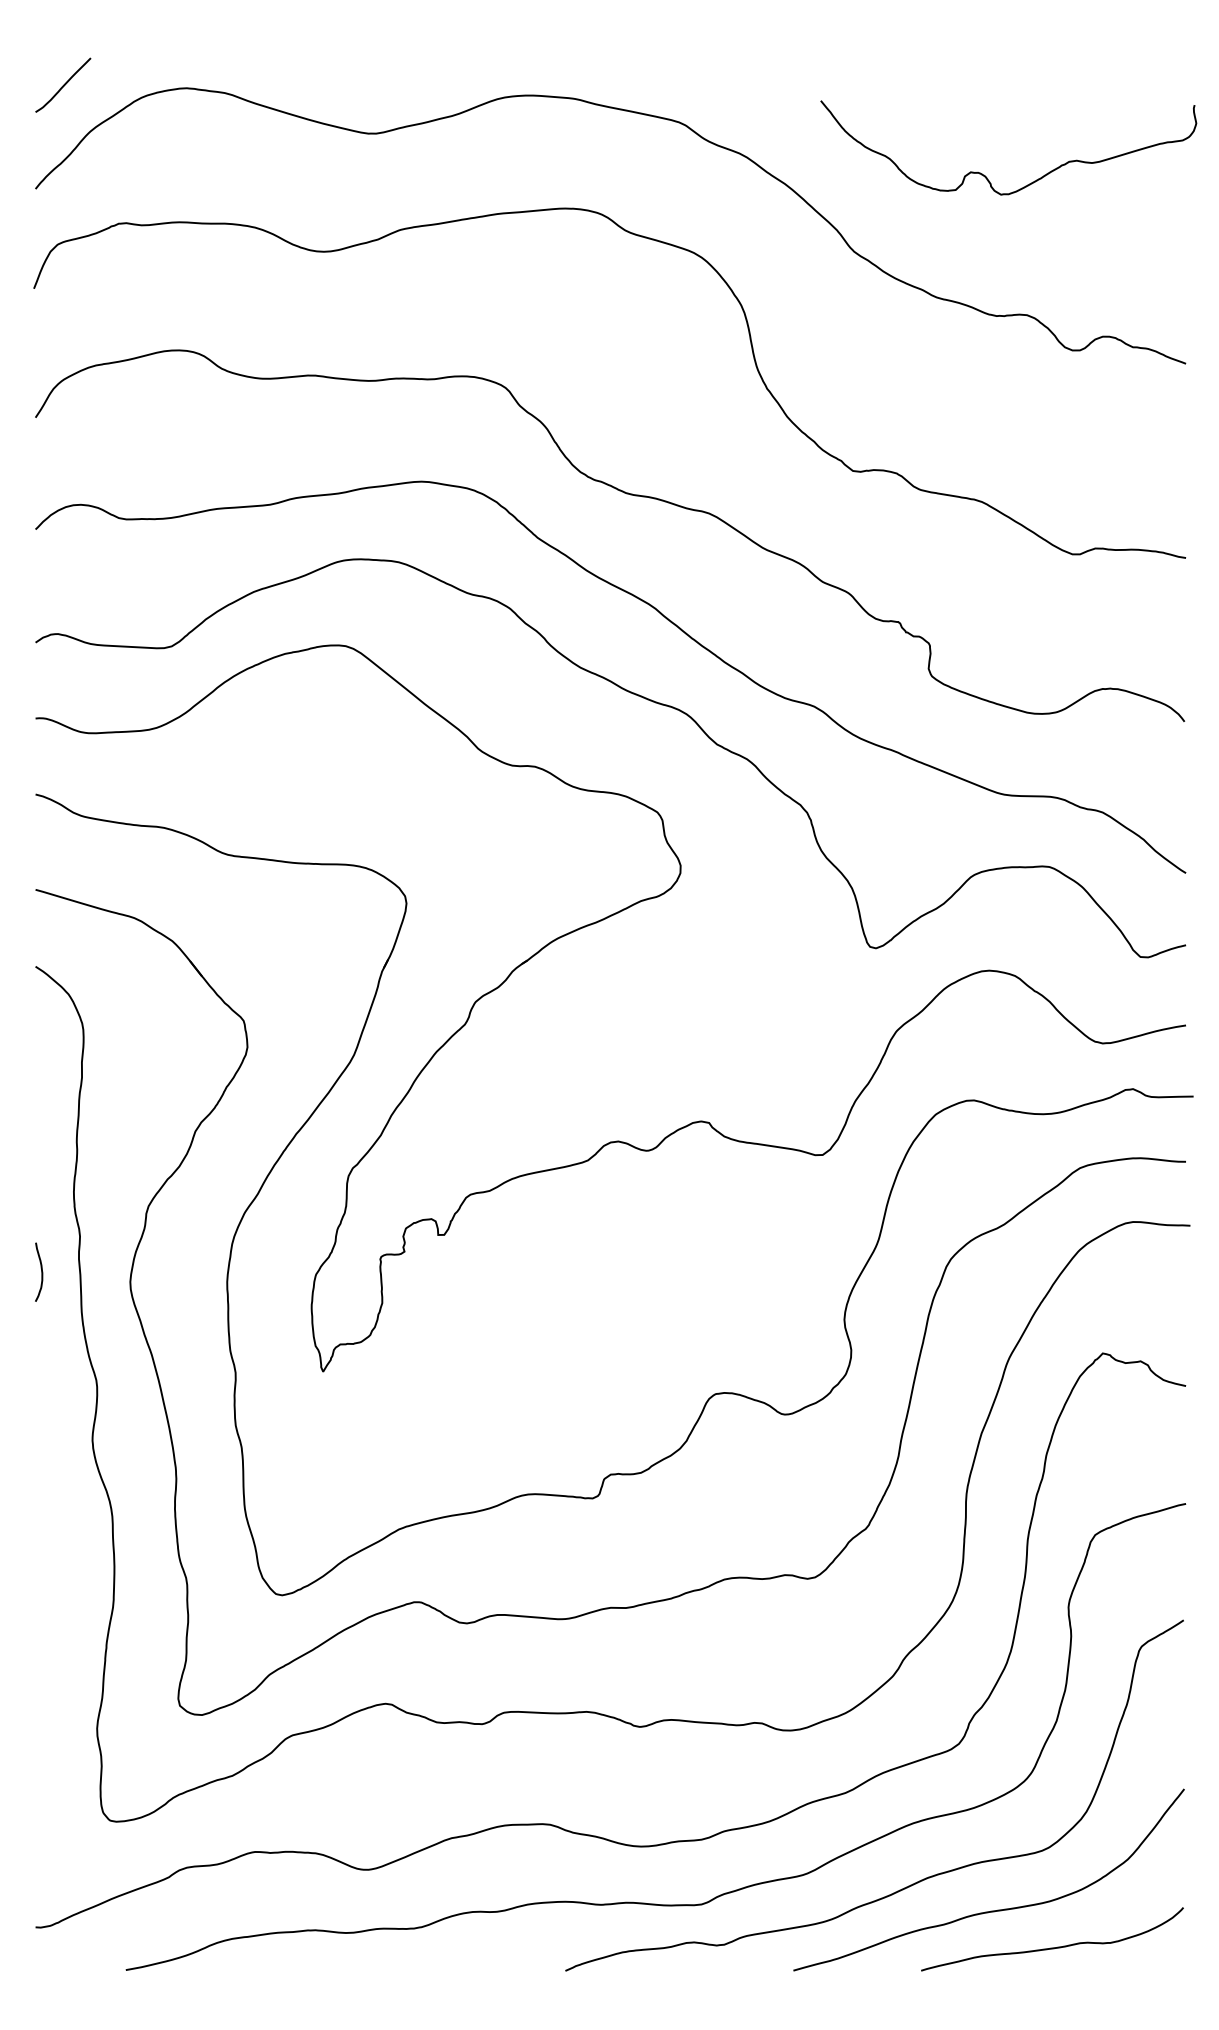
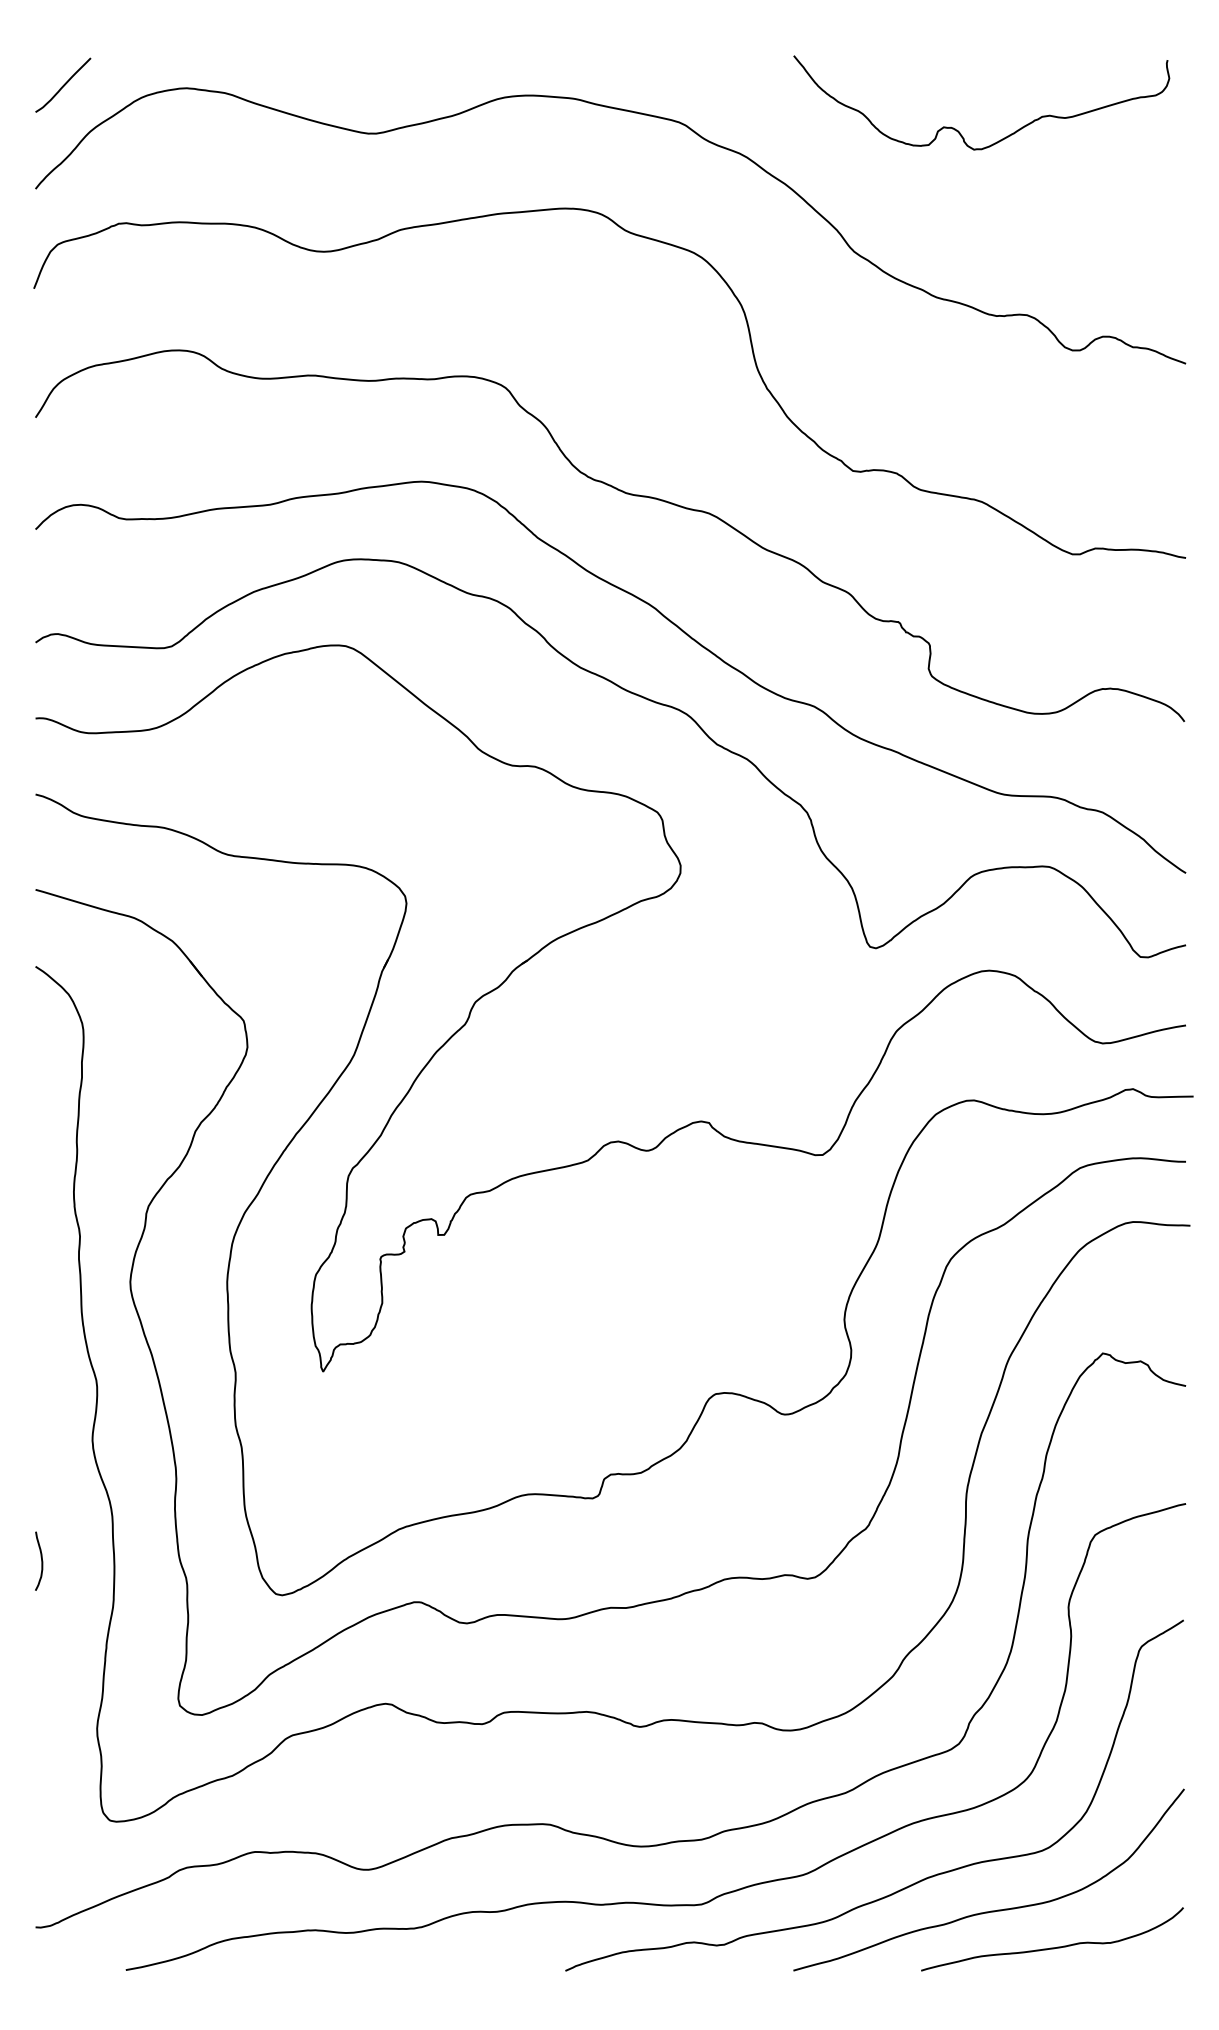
curve position: (984, 174) -> (957, 129) (957, 129)
curve position: (41, 1271) -> (41, 1560) (41, 1560)
